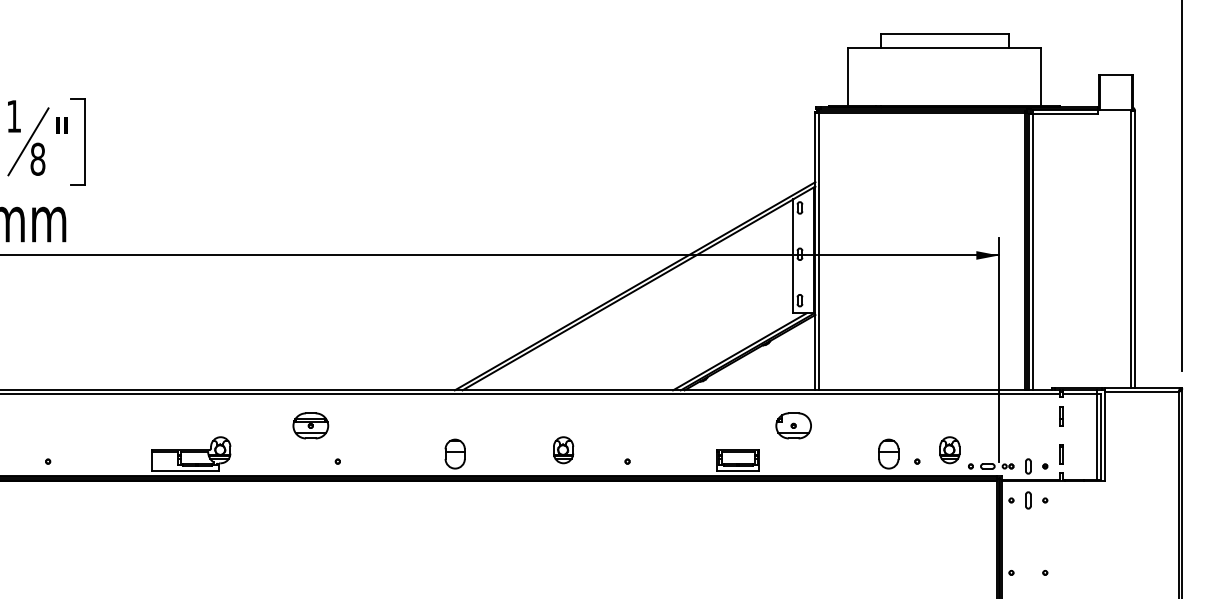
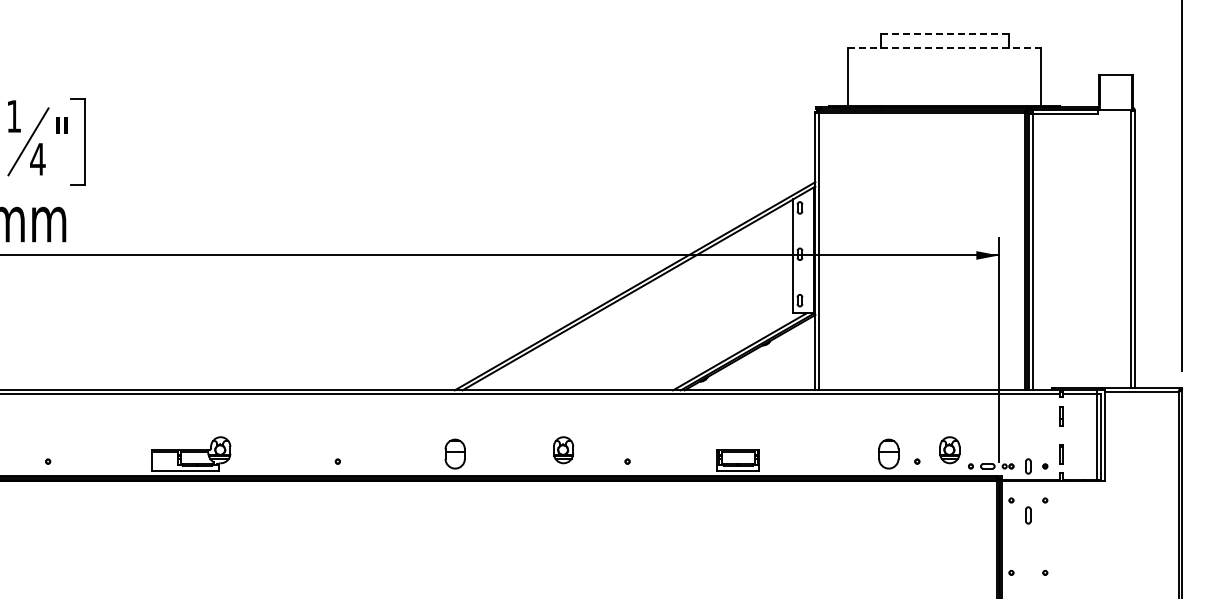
line: solid -> dashed (944, 34)
line: solid -> dashed (944, 48)
text: 8 -> 4 (37, 158)
part: present -> none (310, 425)
part: present -> none (793, 425)
part position: (1028, 500) -> (1028, 515) (1028, 515)
